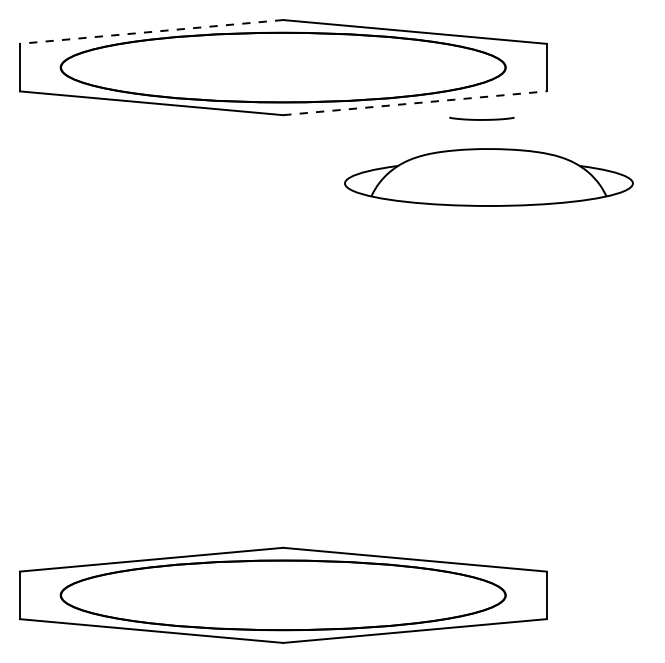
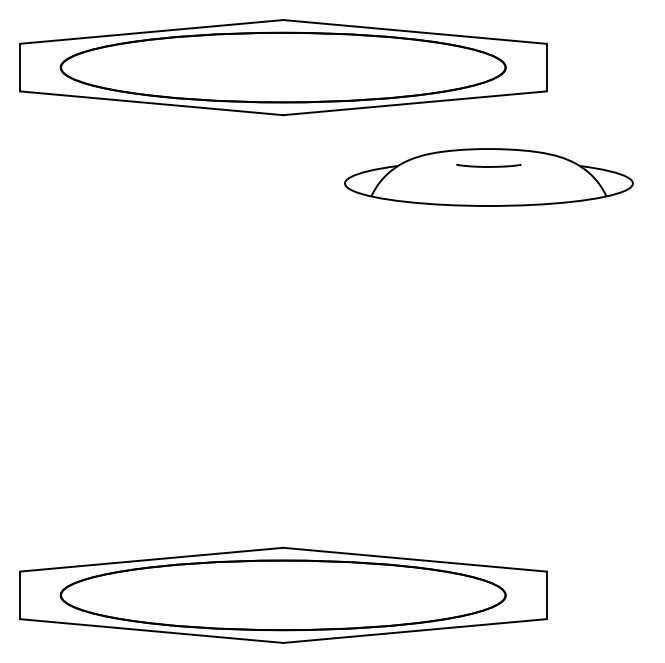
line: dashed -> solid (151, 31)
line: dashed -> solid (415, 103)
curve position: (481, 119) -> (488, 166) (488, 166)
